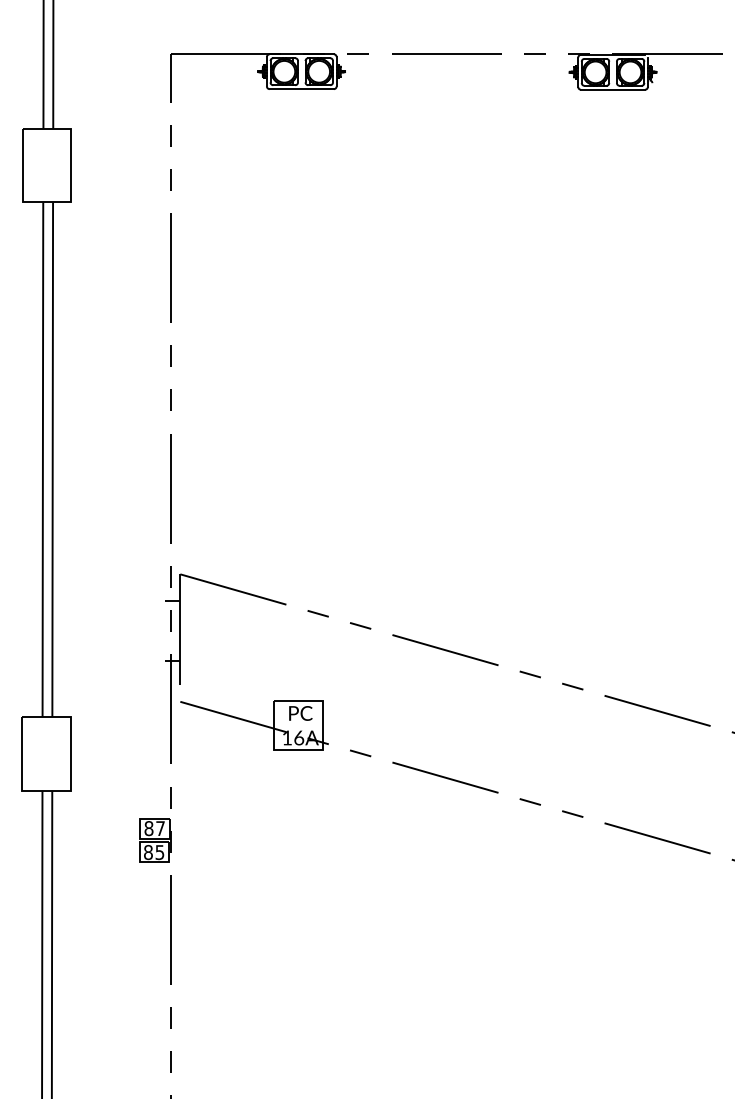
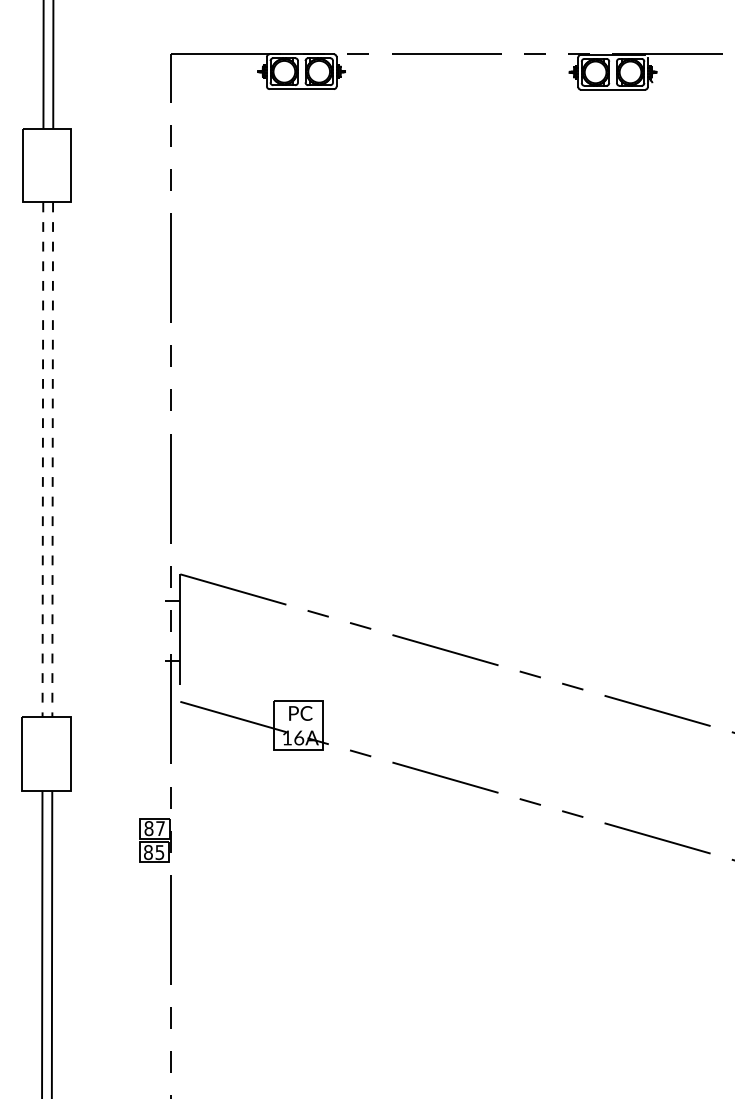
line: solid -> dashed (42, 460)
line: solid -> dashed (52, 460)
